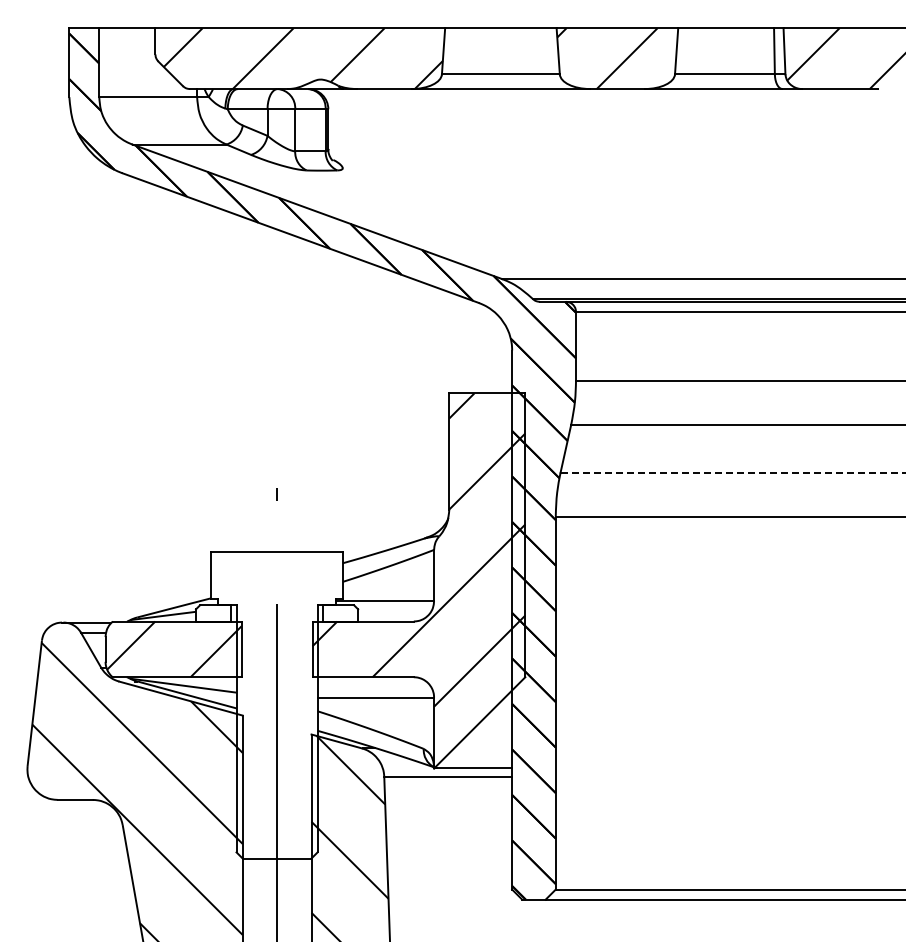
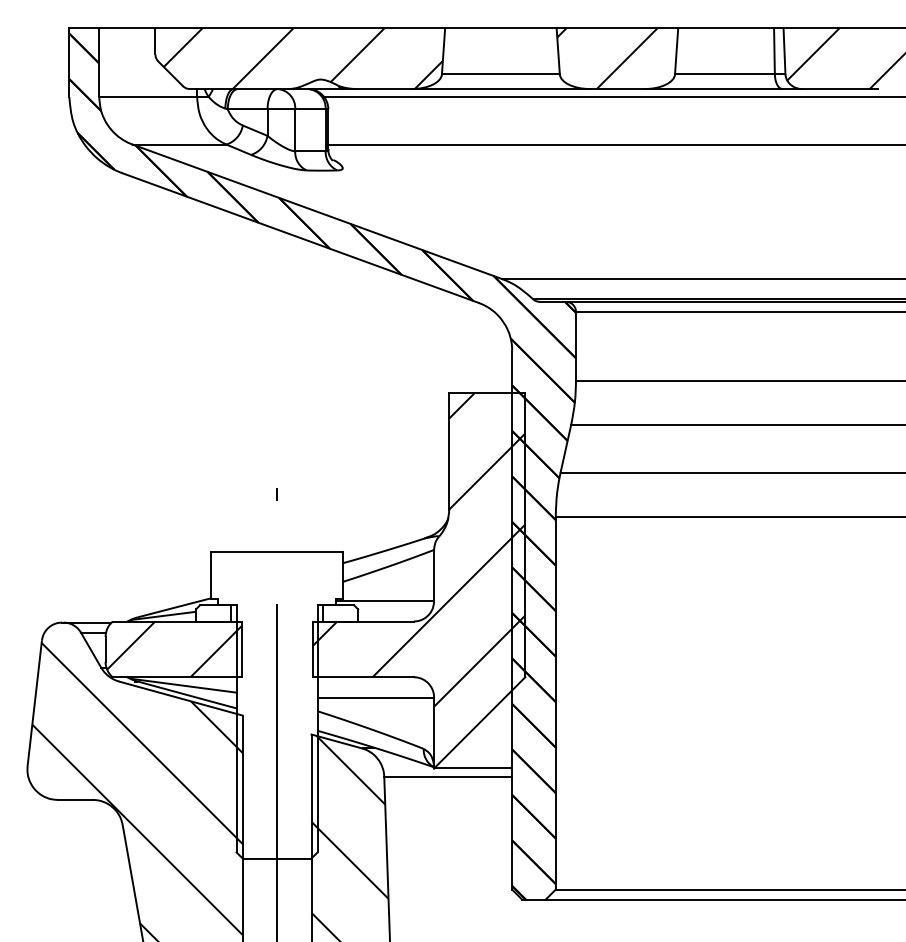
line: none -> present (613, 96)
line: none -> present (615, 144)
line: dashed -> solid (733, 472)
